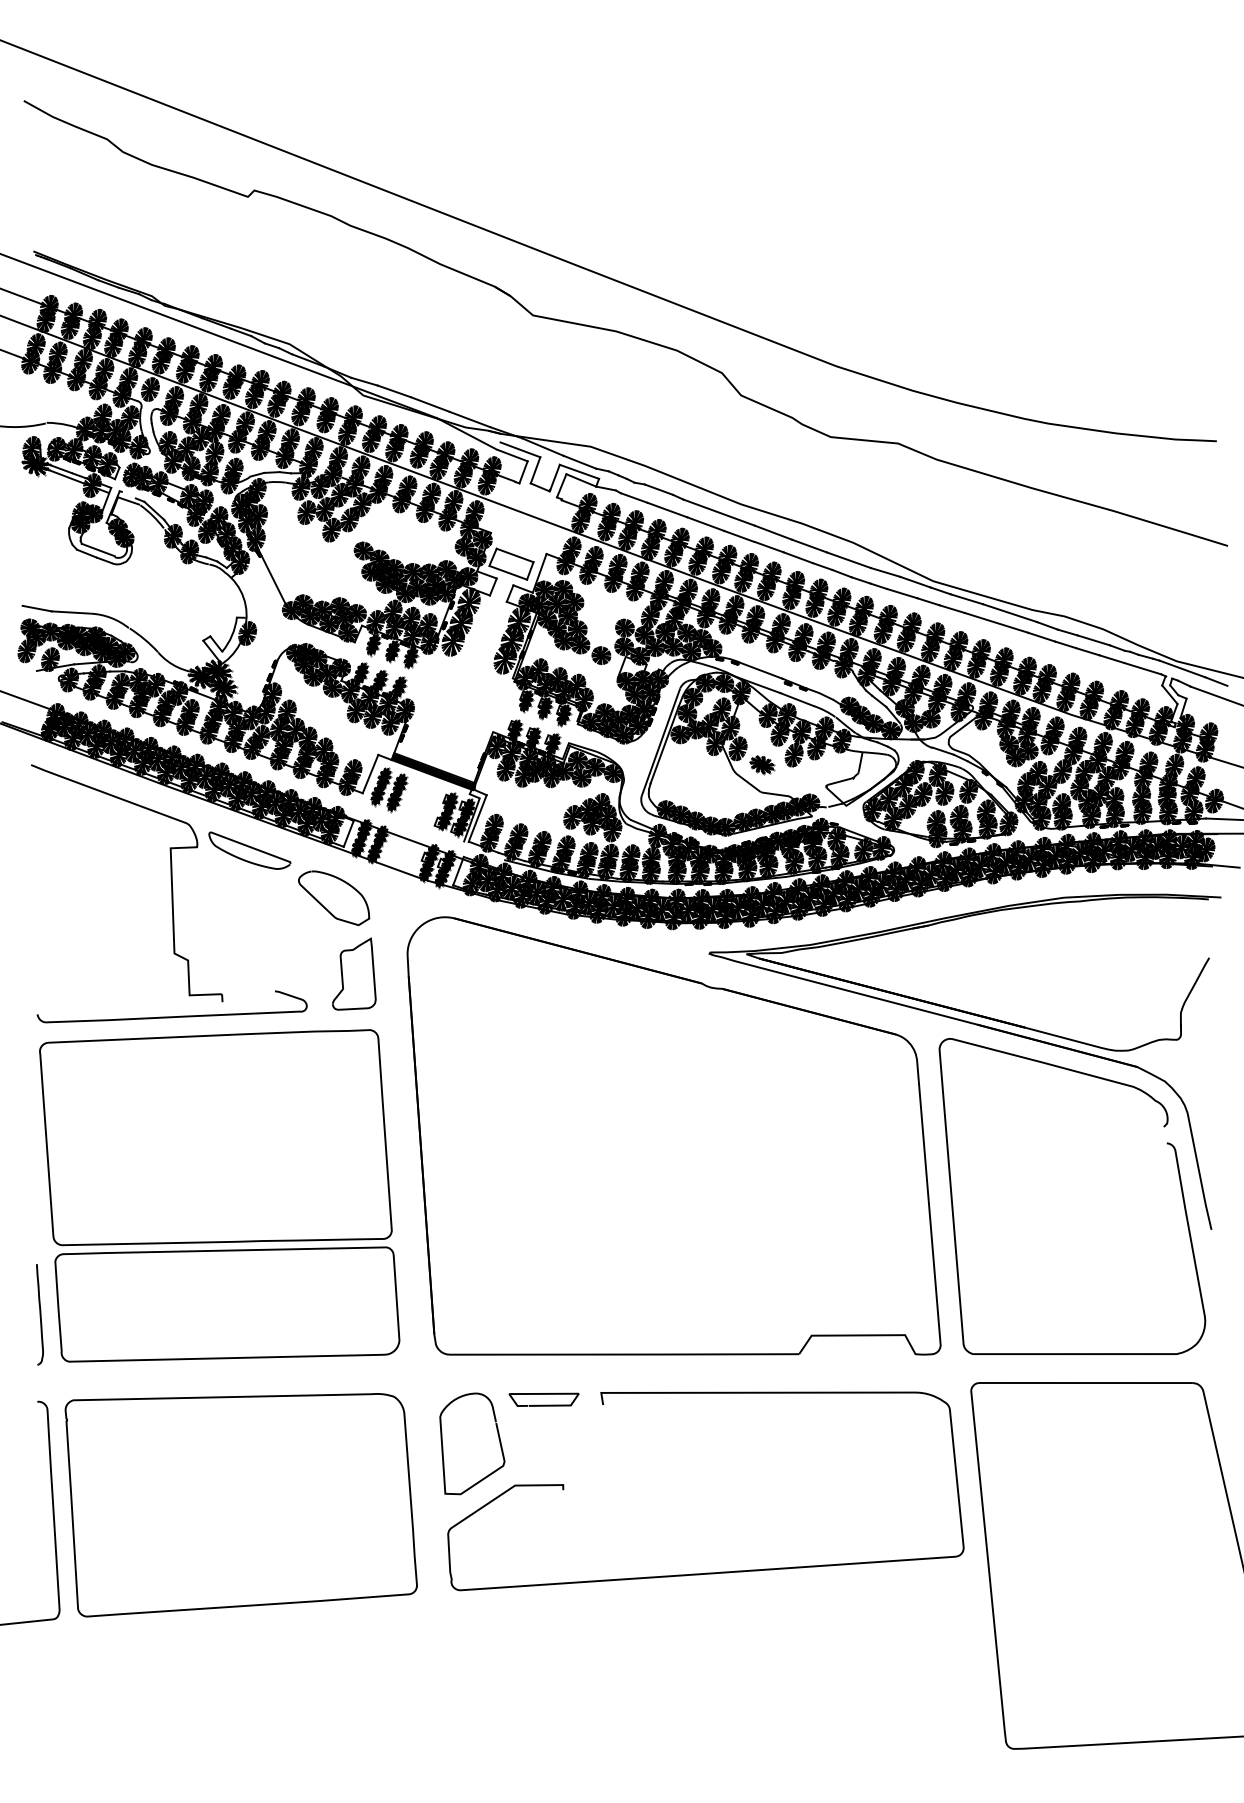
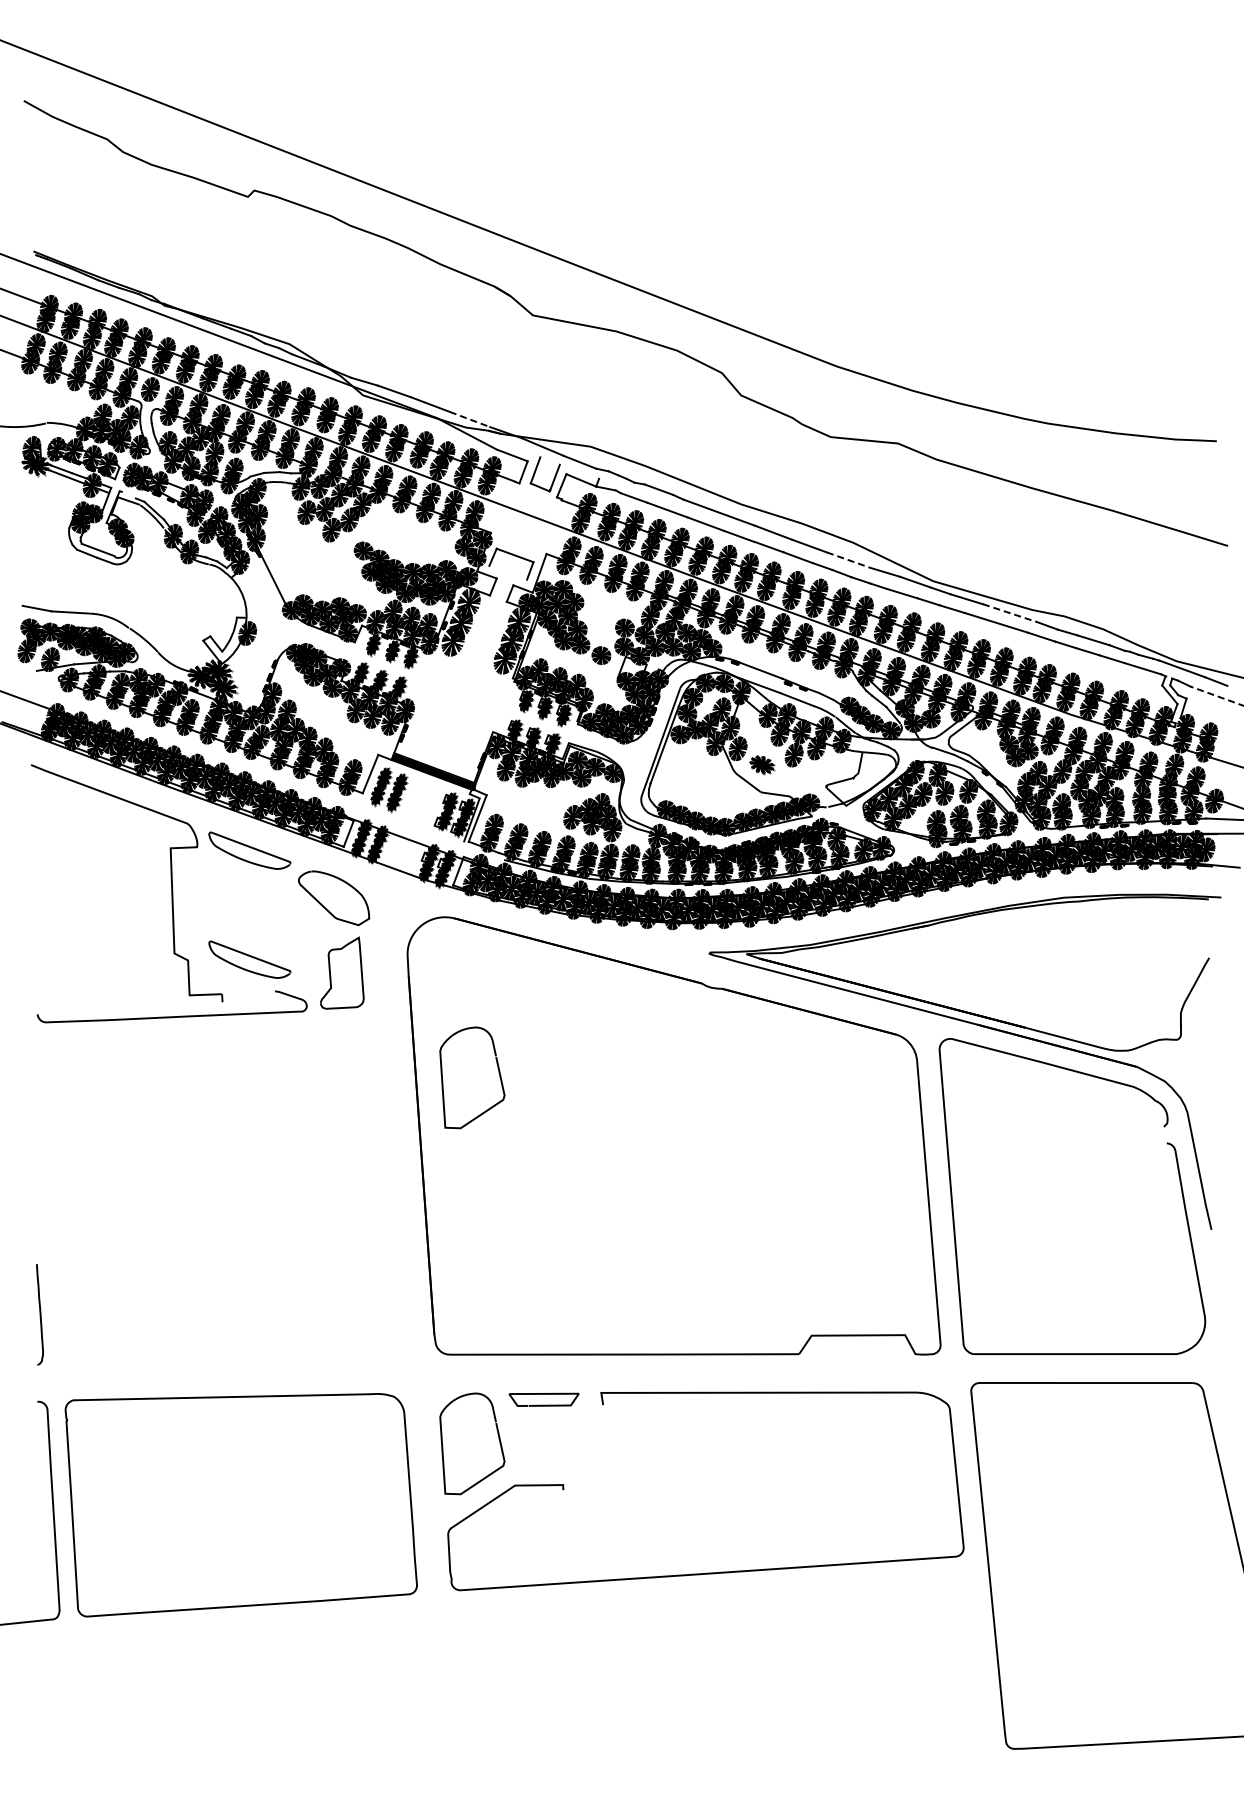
line: solid -> dashed (469, 419)
line: present -> none (520, 449)
line: present -> none (579, 471)
line: solid -> dashed (849, 560)
line: present -> none (508, 572)
line: solid -> dashed (1010, 613)
line: solid -> dashed (1216, 696)
curve: none -> present (250, 957)
curve position: (343, 976) -> (331, 975) (331, 975)
curve: none -> present (498, 1073)
part: present -> none (219, 1195)
